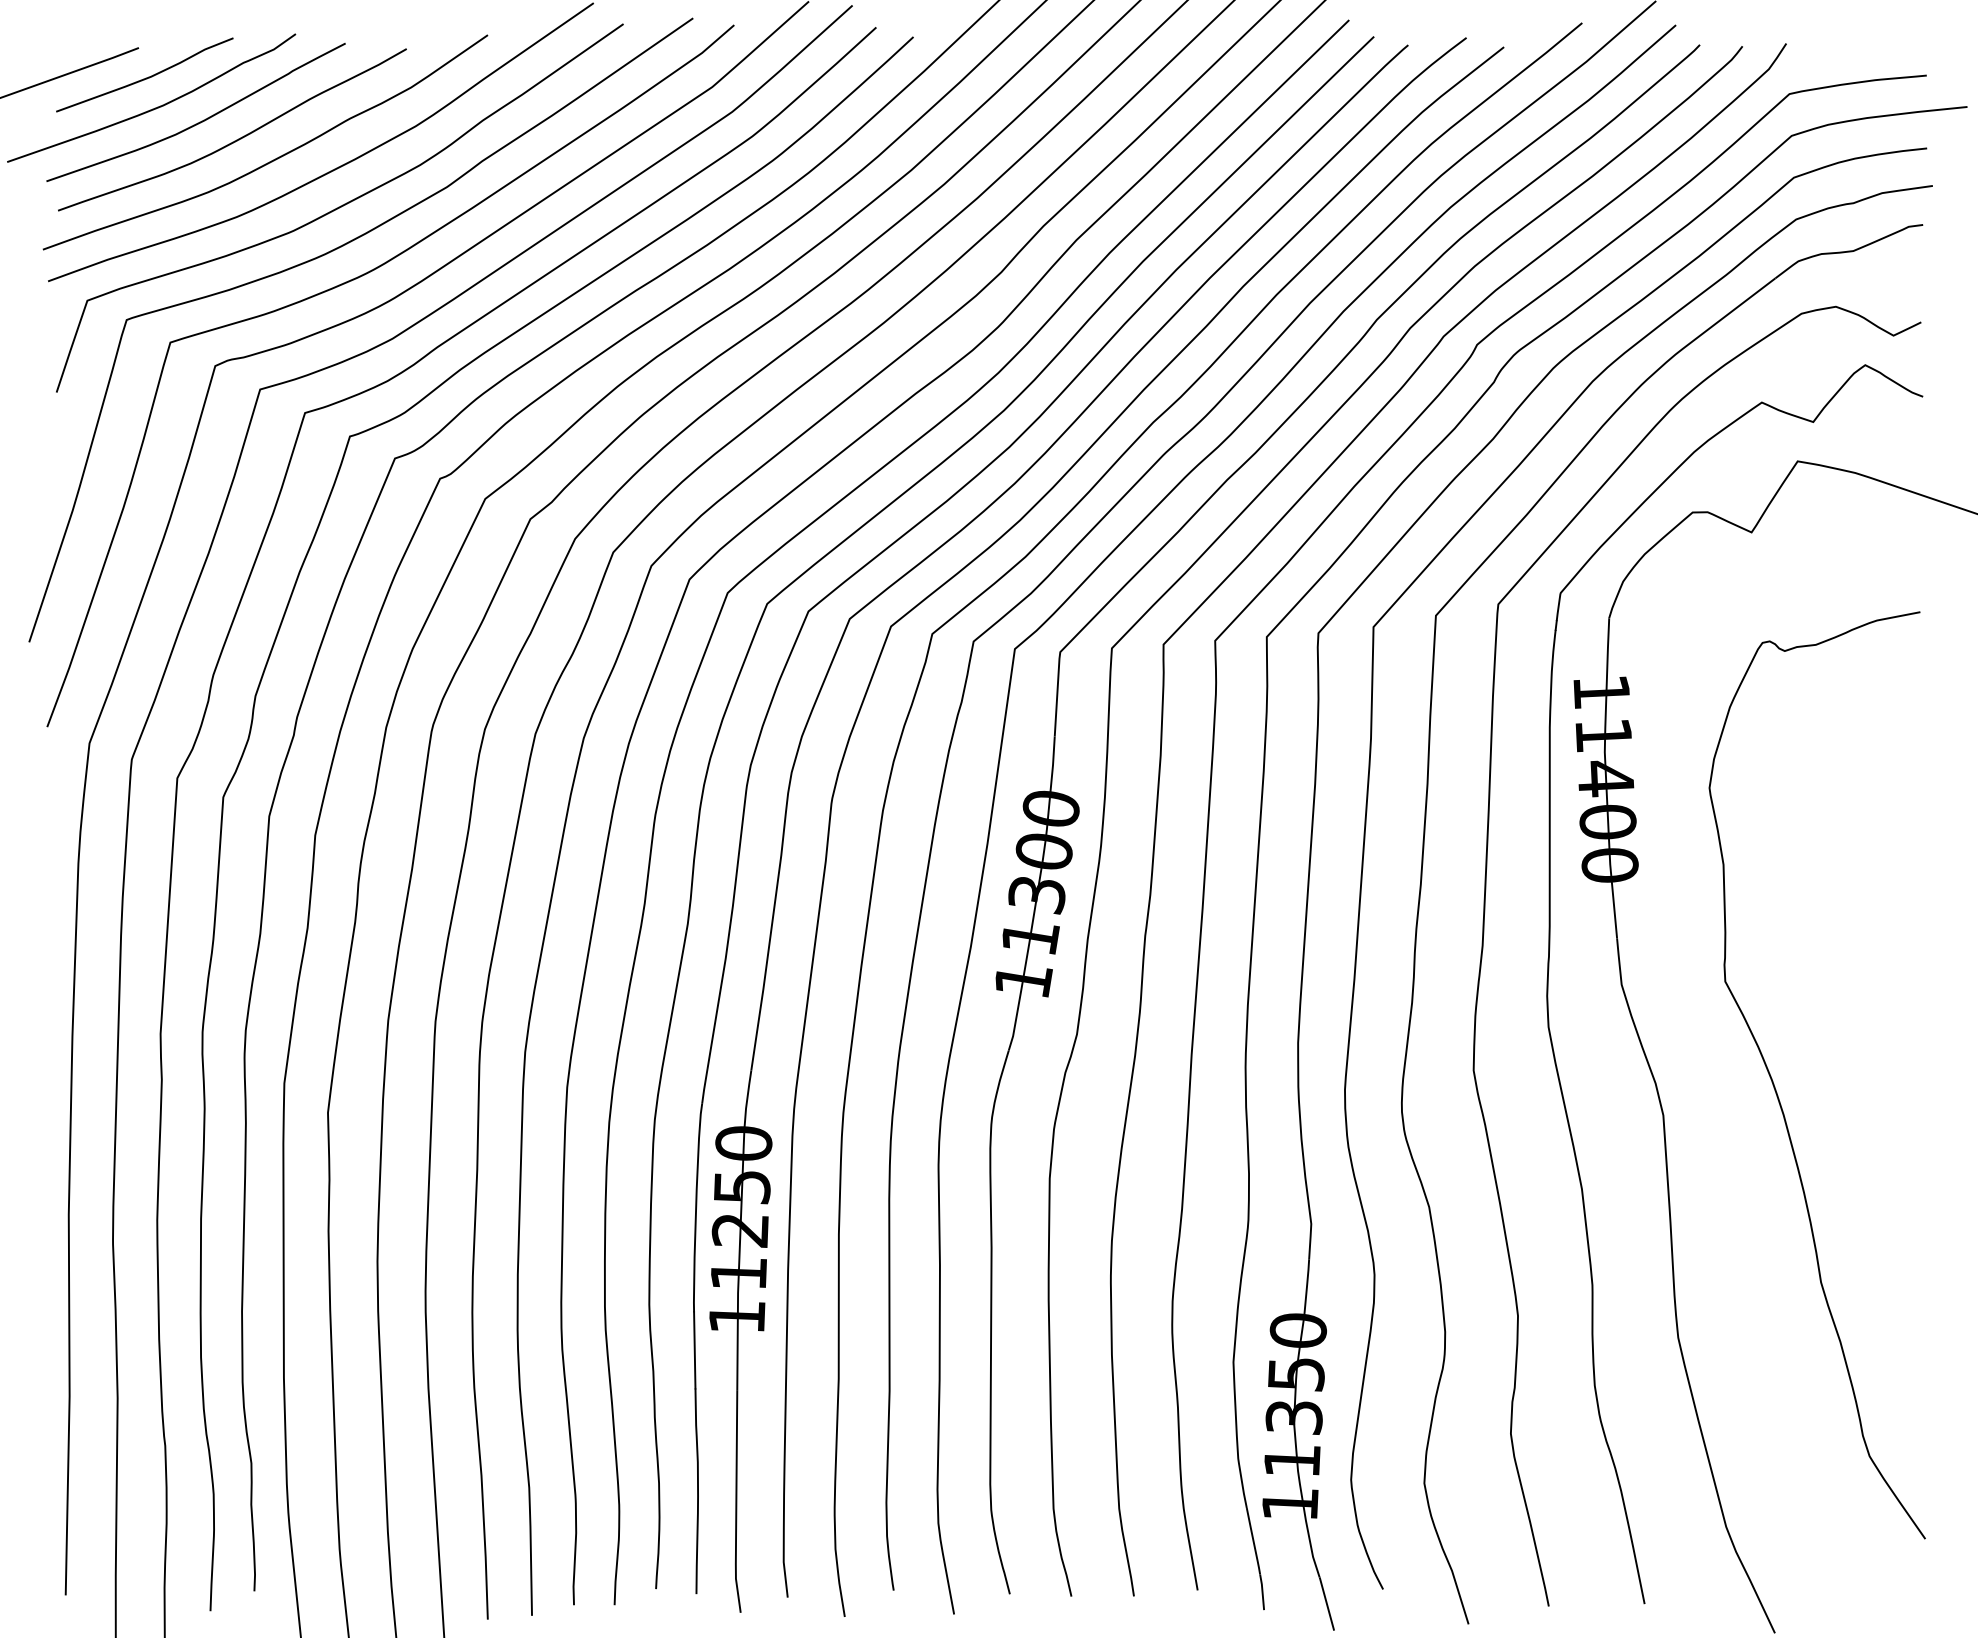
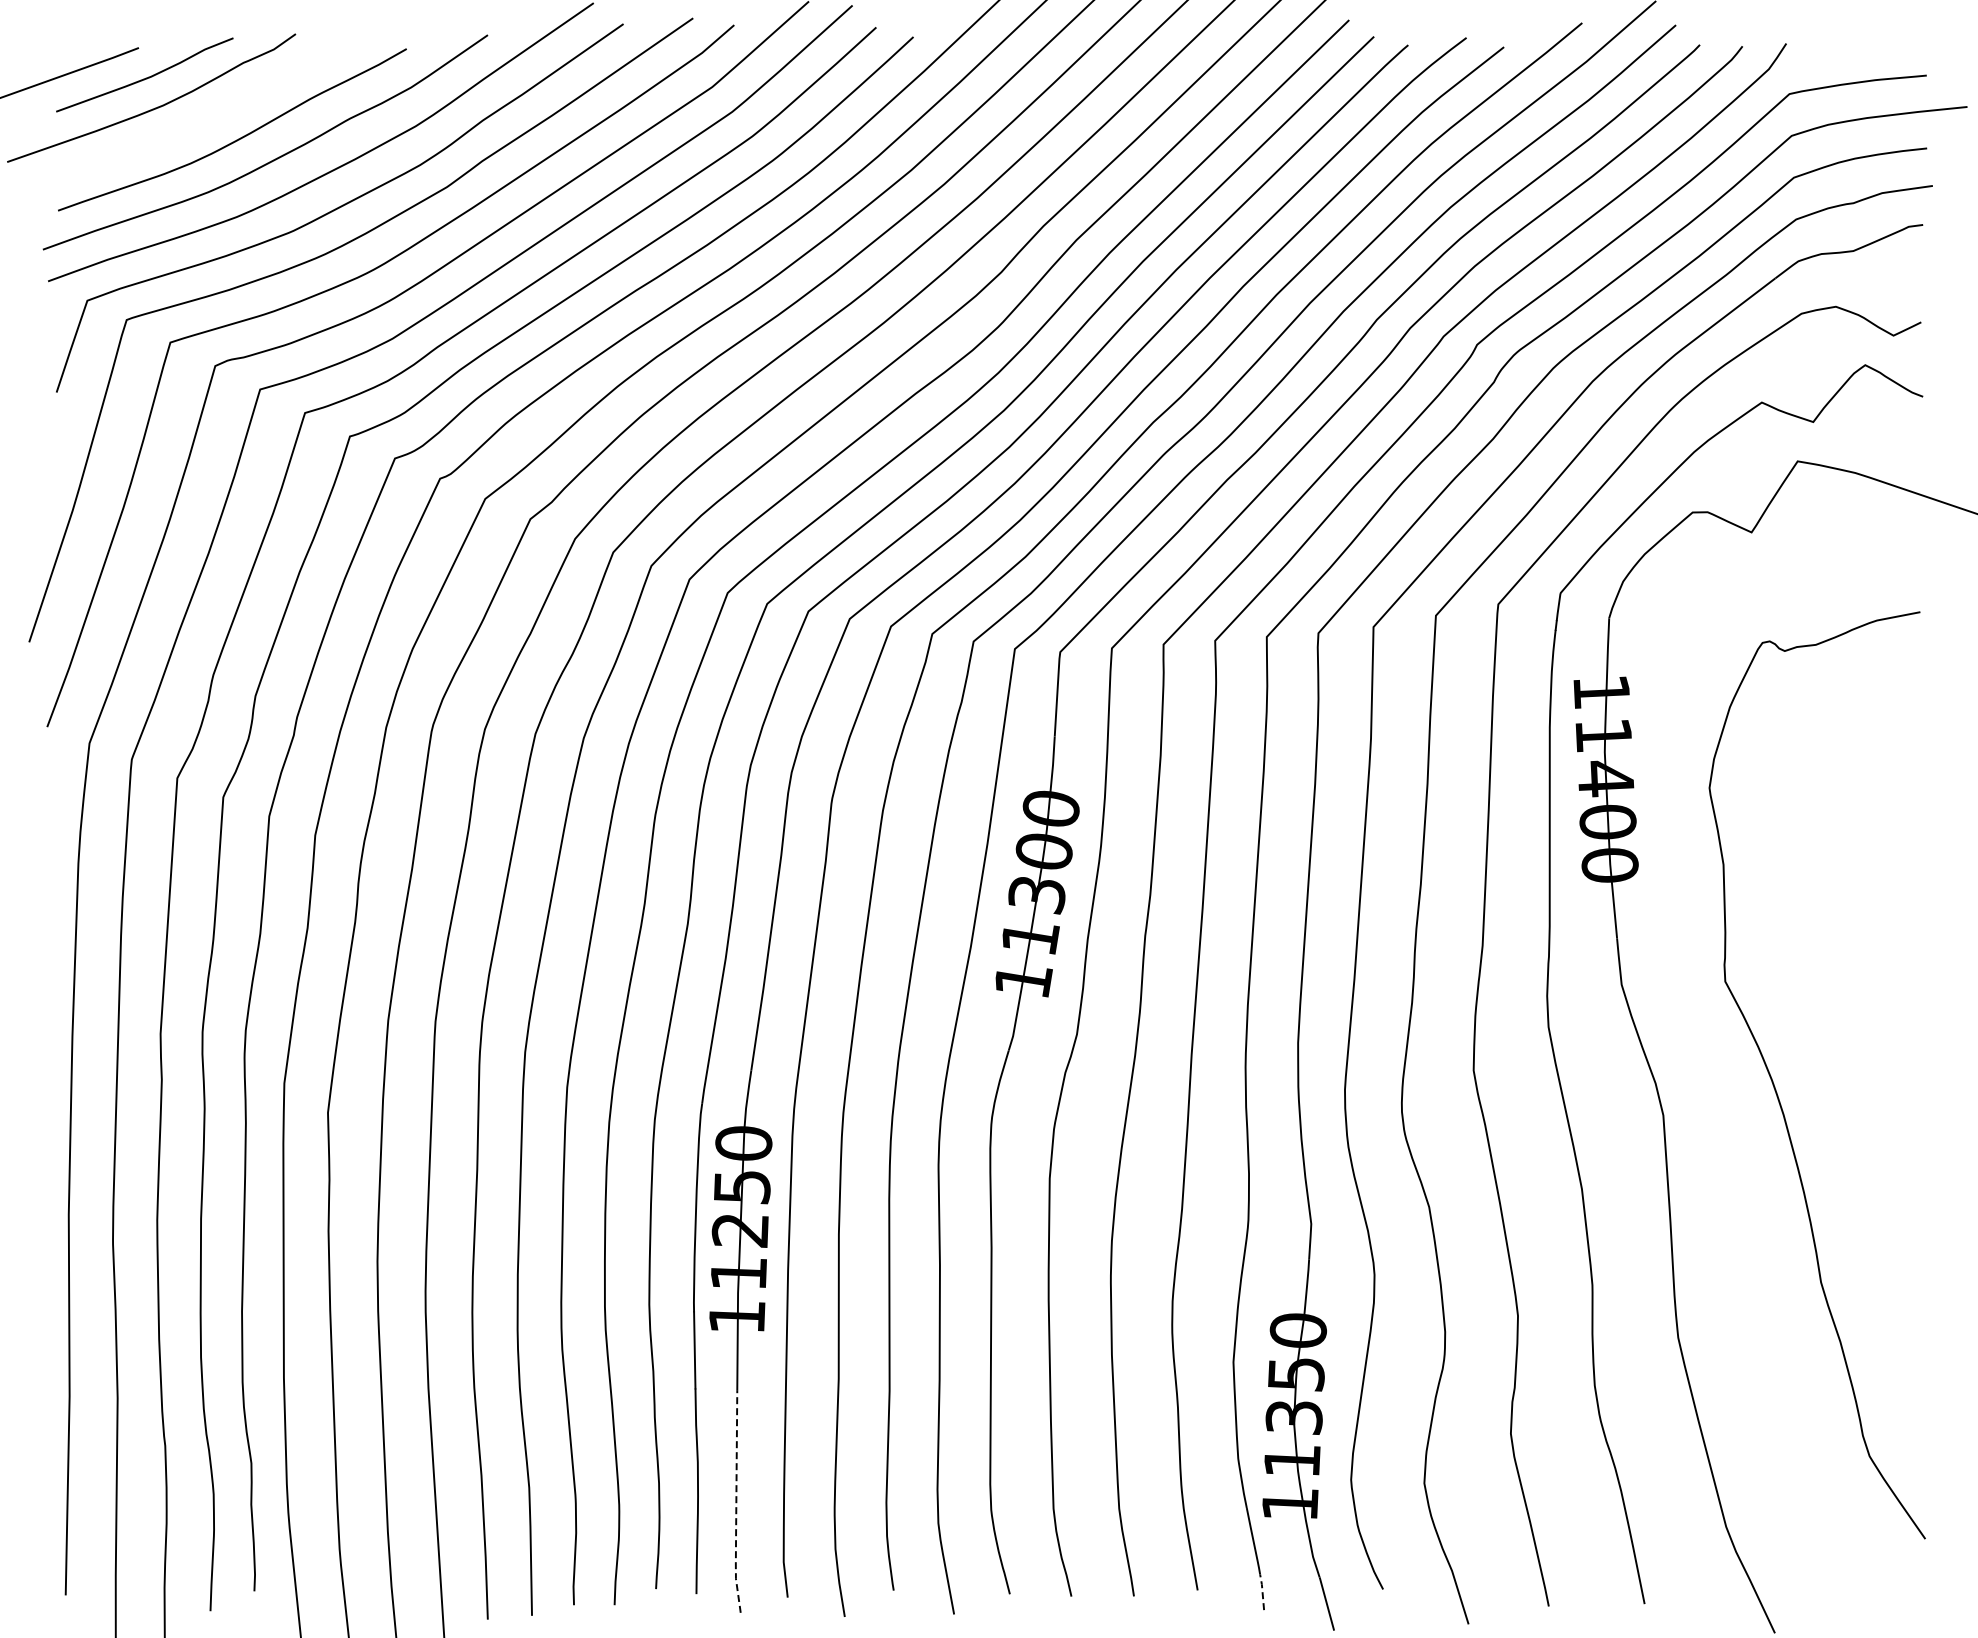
curve: present -> none (199, 121)
line: solid -> dashed (736, 1503)
line: solid -> dashed (1262, 1591)
